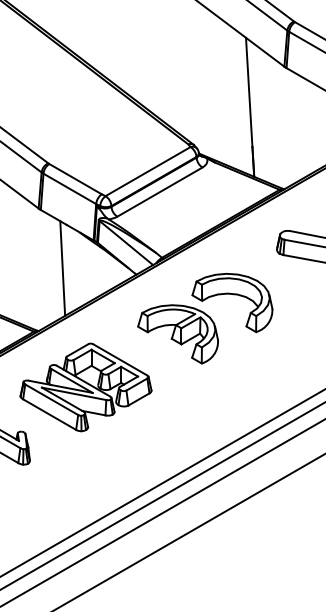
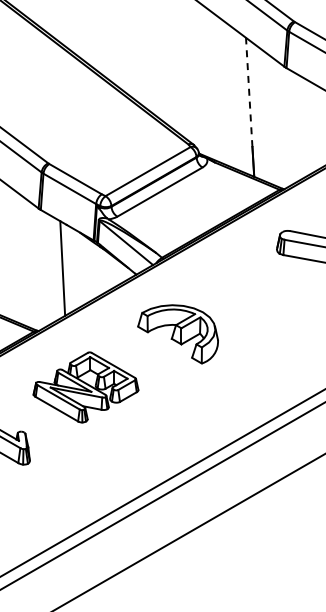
line: solid -> dashed (249, 92)
part: present -> none (233, 295)
part size: 134x91 px -> 108x73 px (85, 387)
line: present -> none (162, 512)
